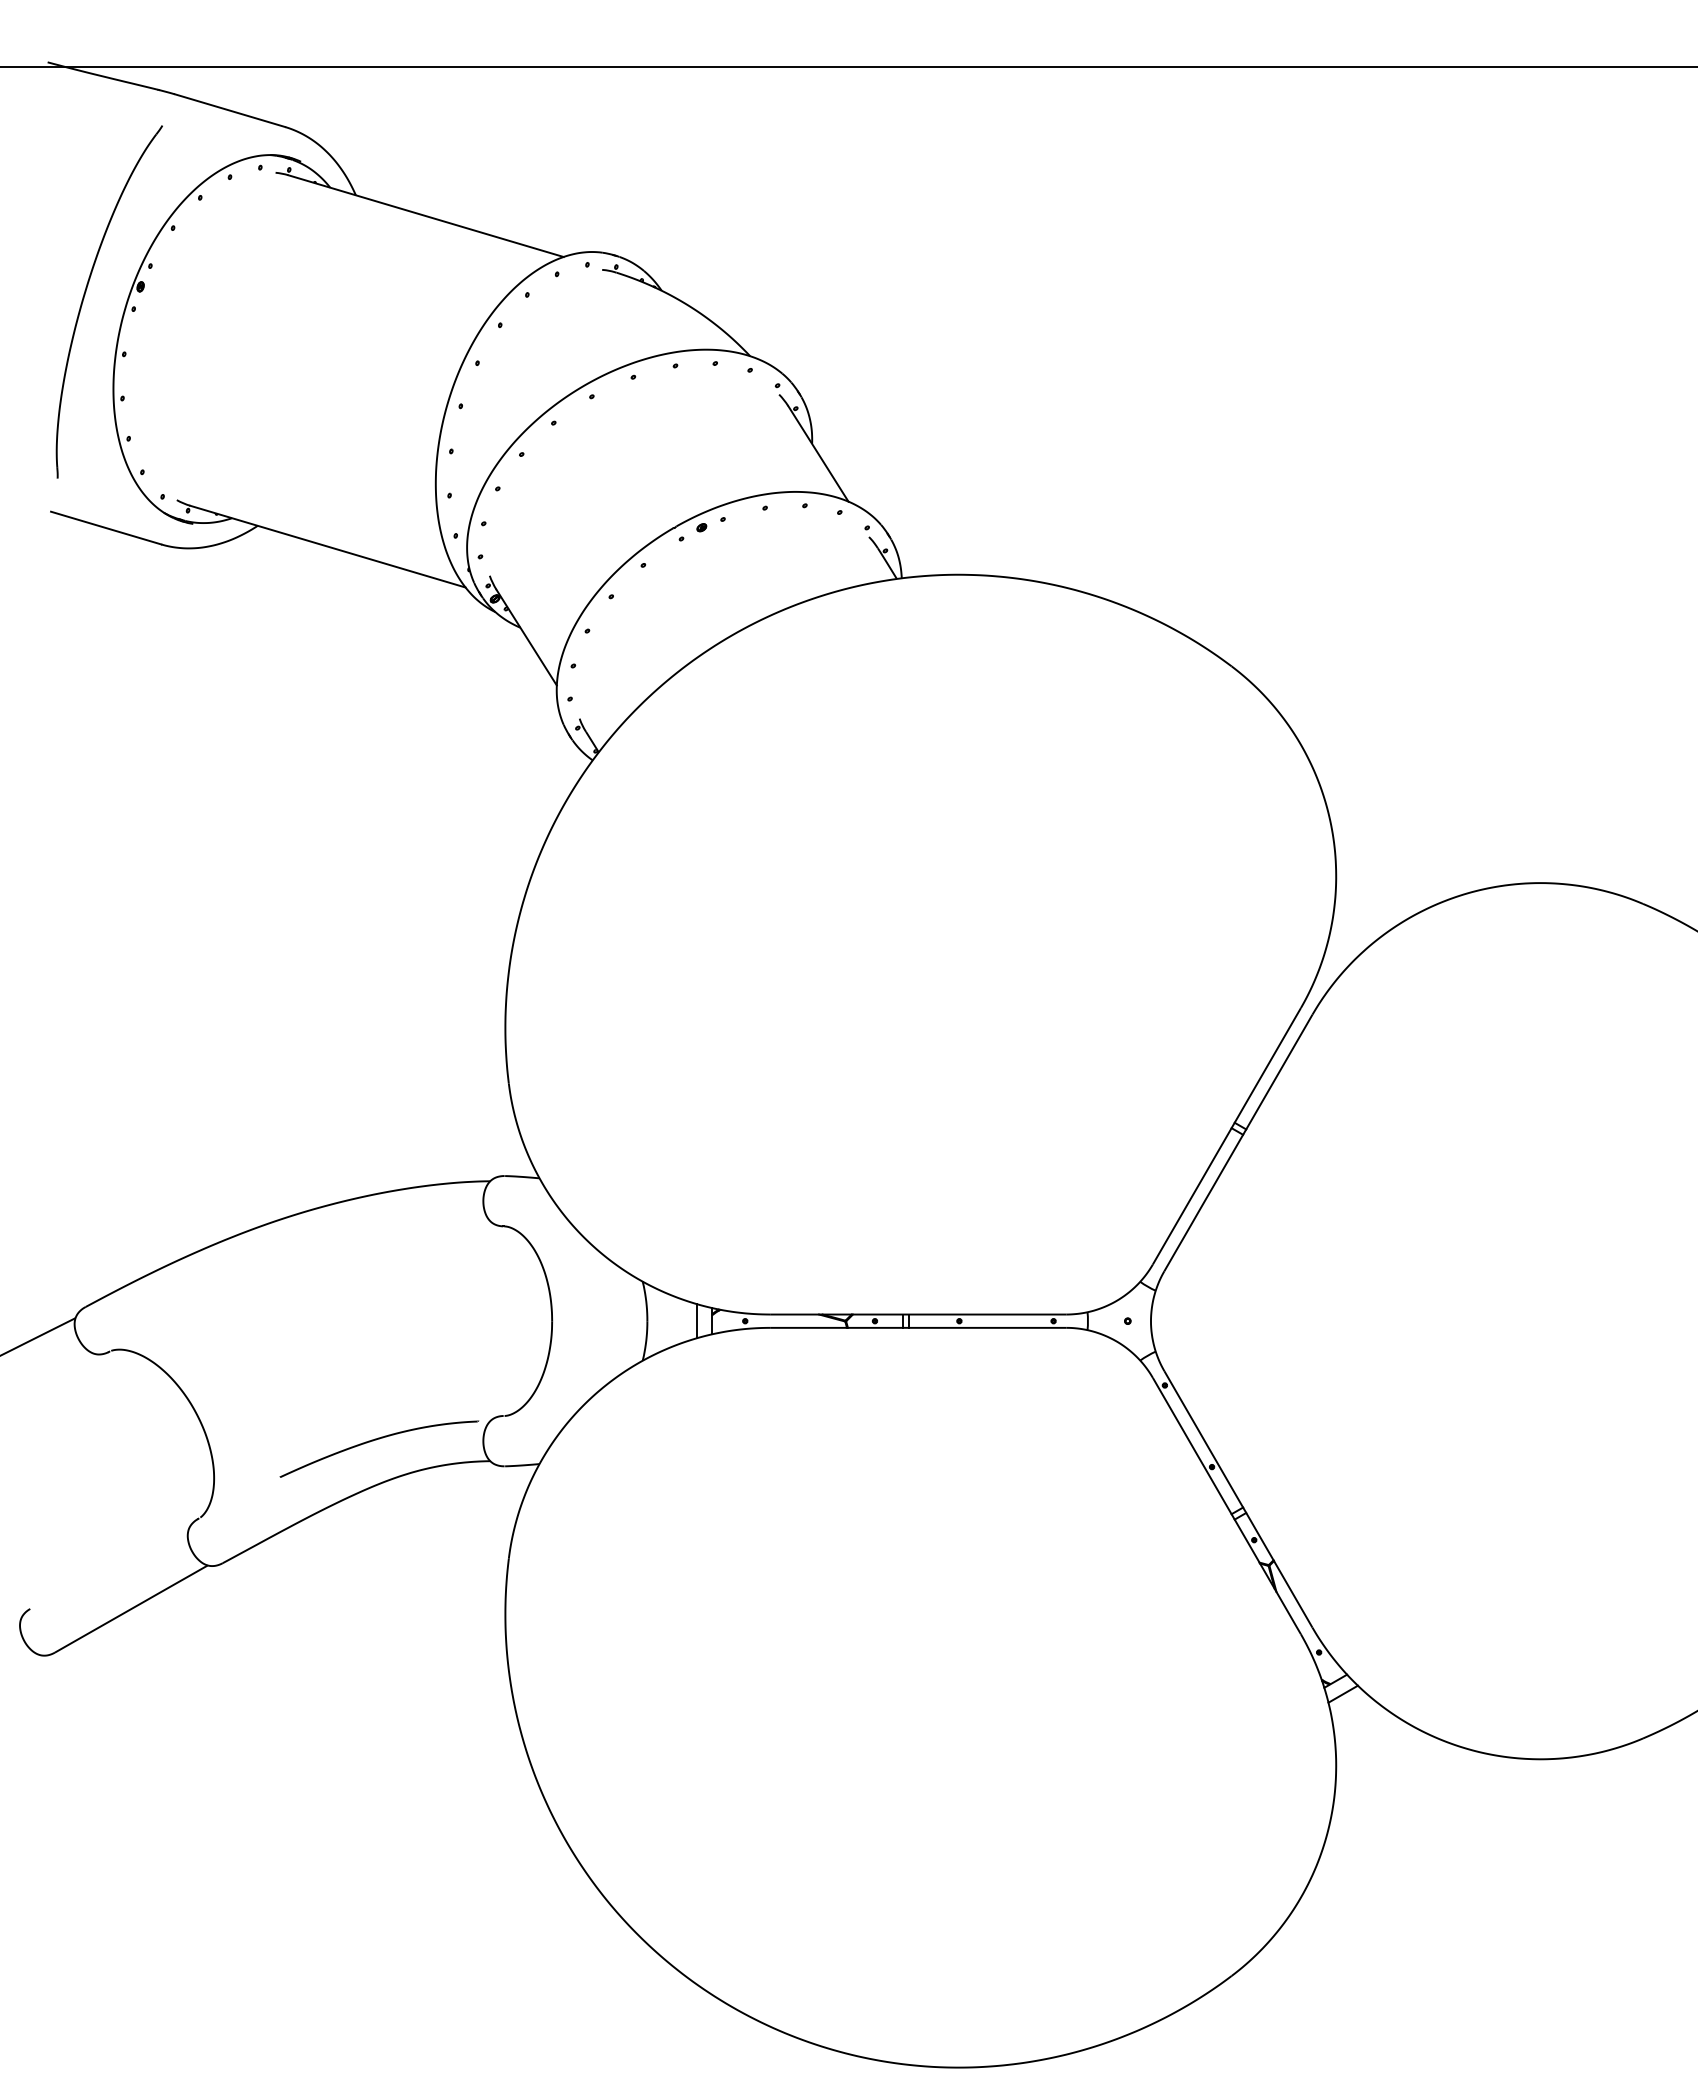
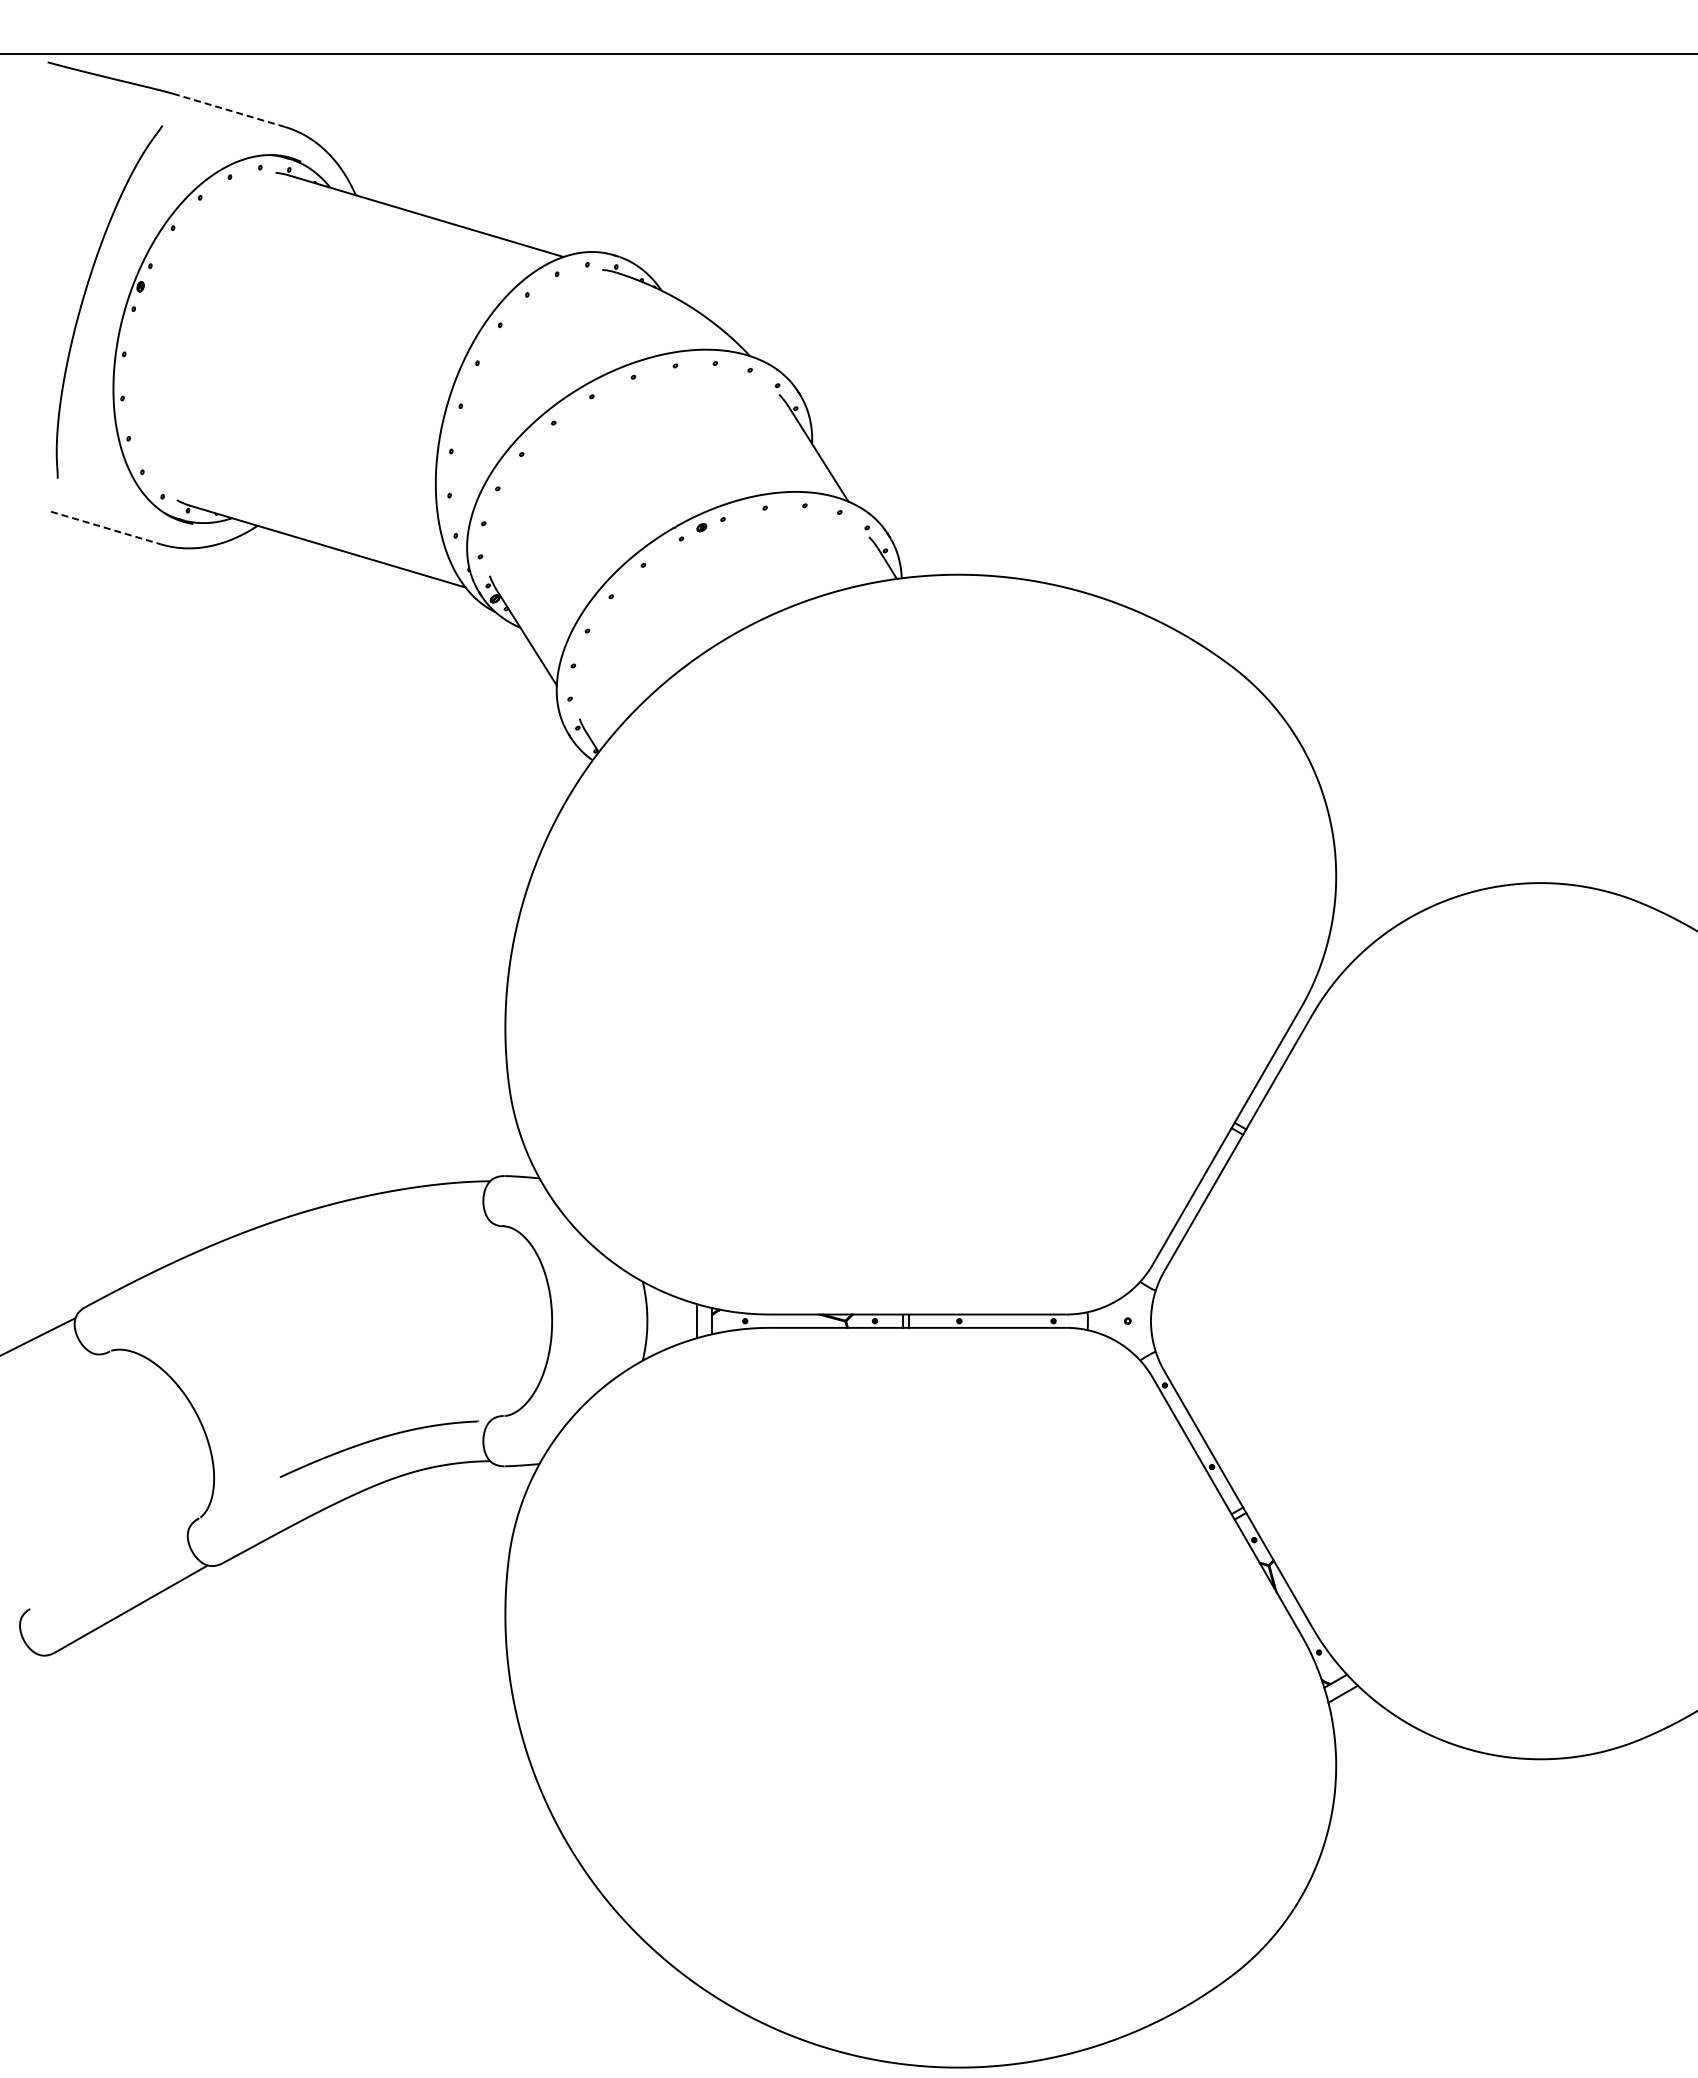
line position: (848, 66) -> (848, 53) (848, 53)
line: solid -> dashed (229, 110)
line: solid -> dashed (106, 528)
